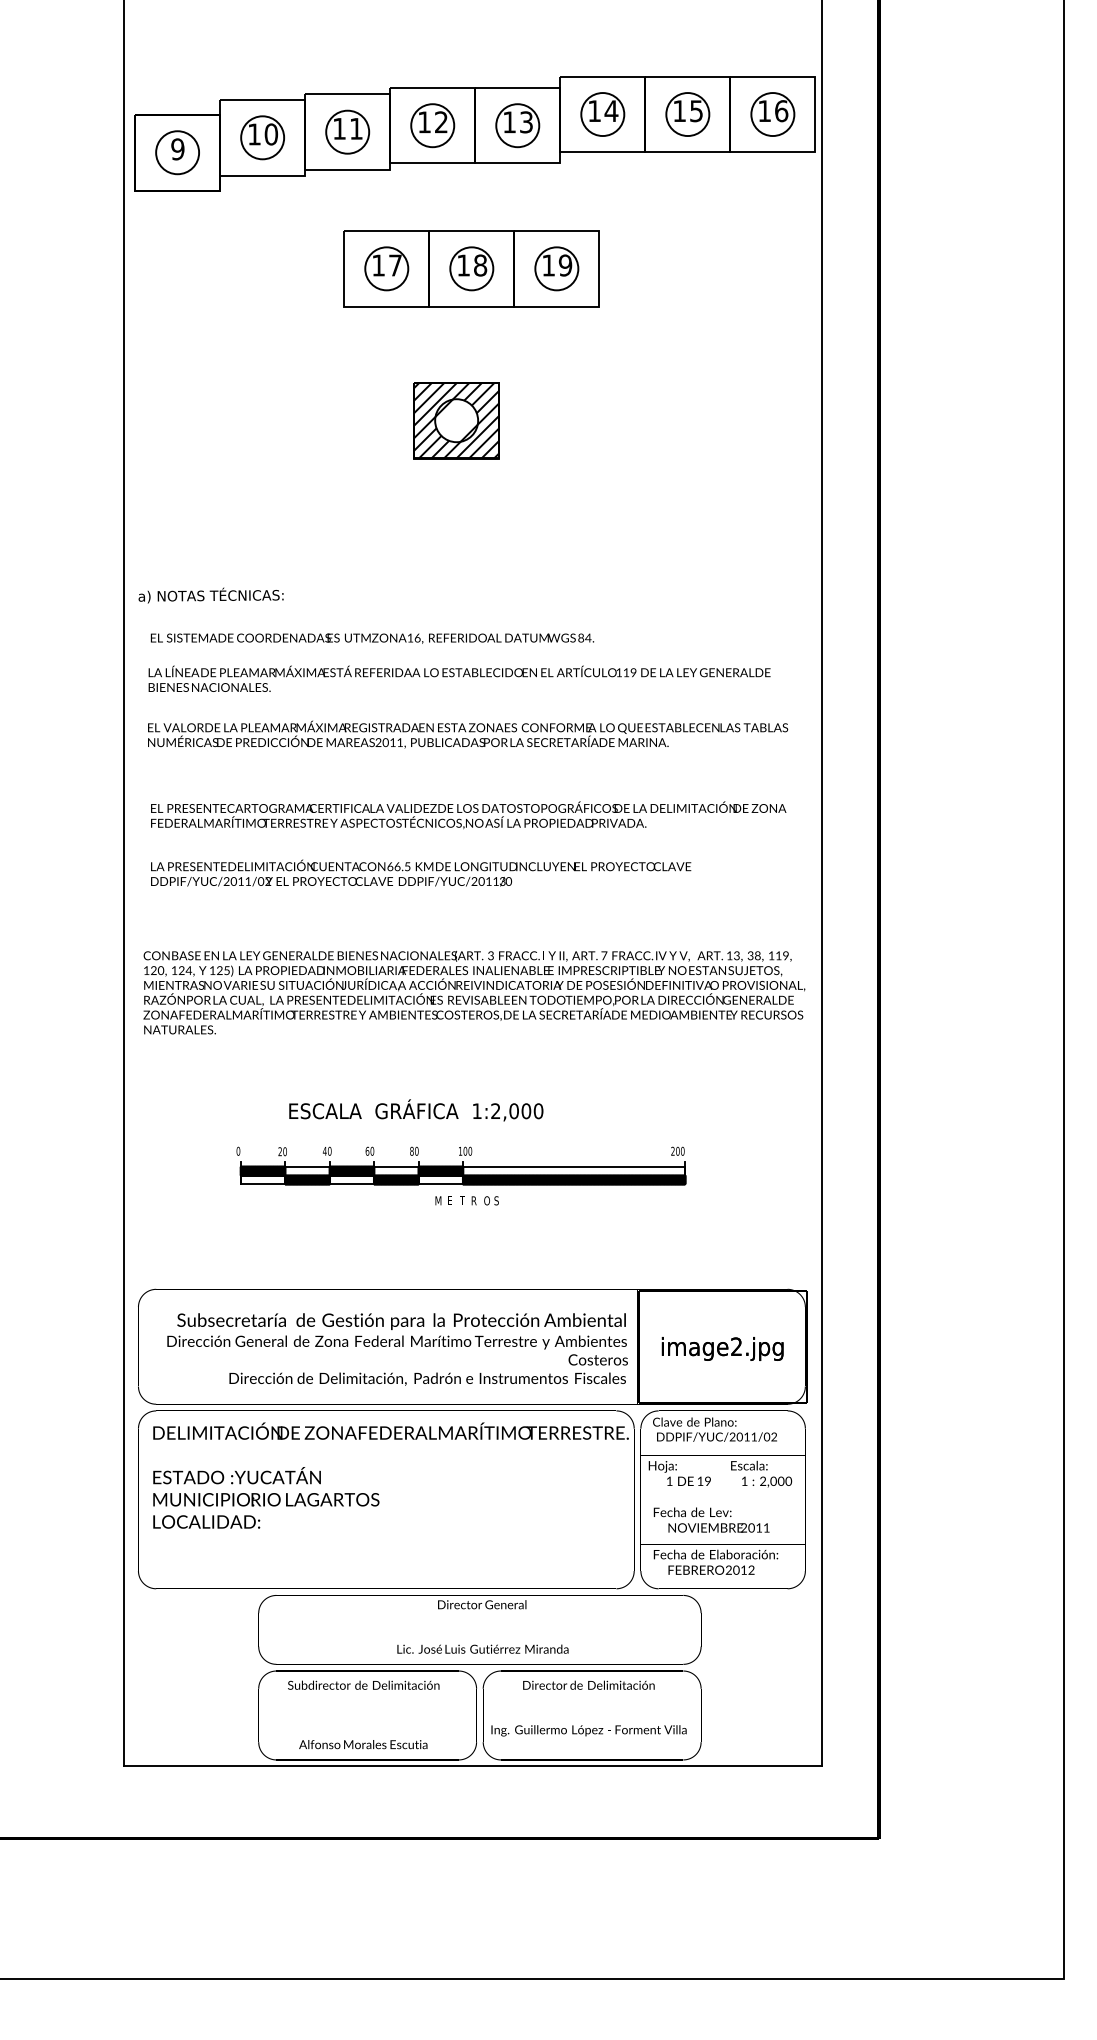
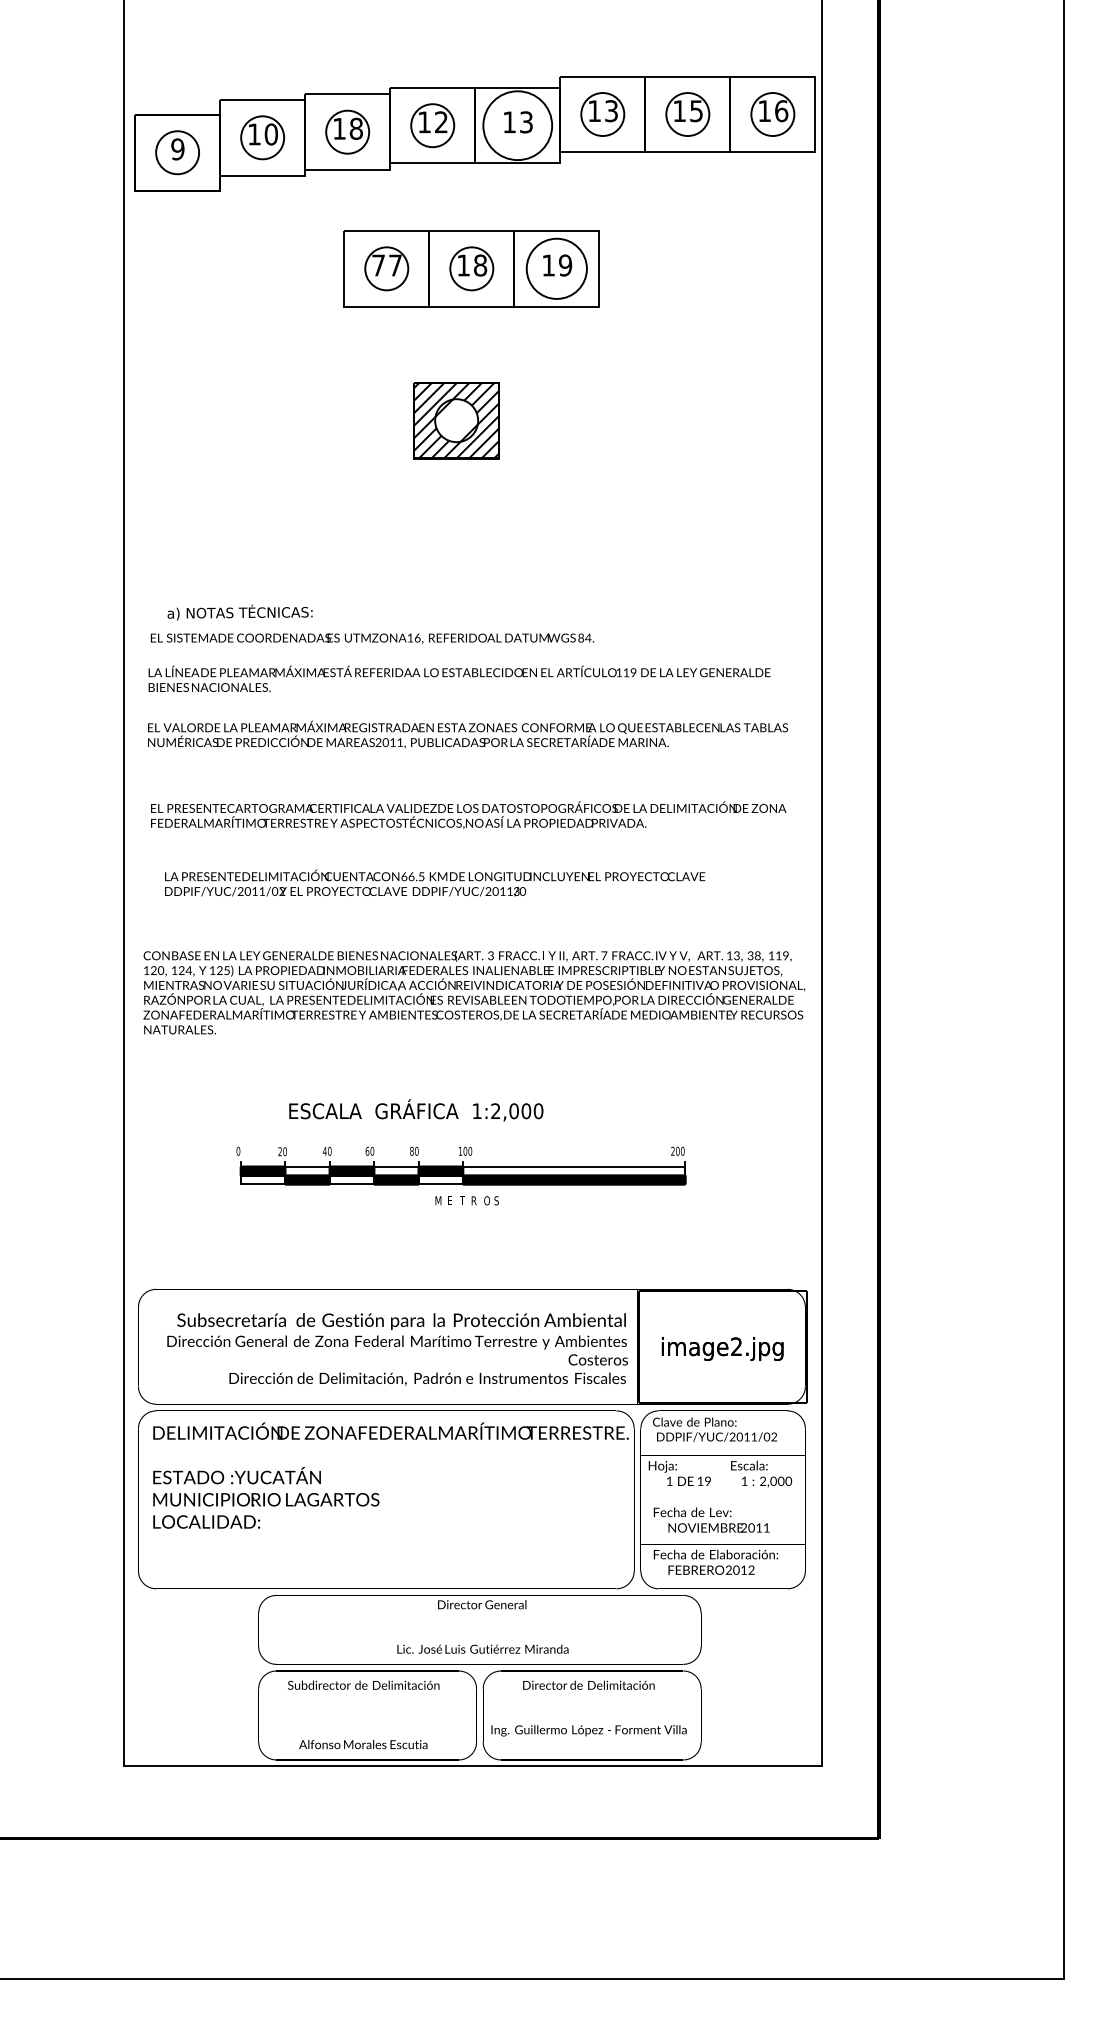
text: 14 -> 13 (611, 111)
circle diameter: 43 px -> 69 px (517, 125)
text: 11 -> 18 (355, 128)
text: 17 -> 77 (378, 265)
circle diameter: 43 px -> 60 px (556, 268)
text position: (210, 595) -> (239, 612) (239, 612)
text position: (421, 872) -> (435, 882) (435, 882)
